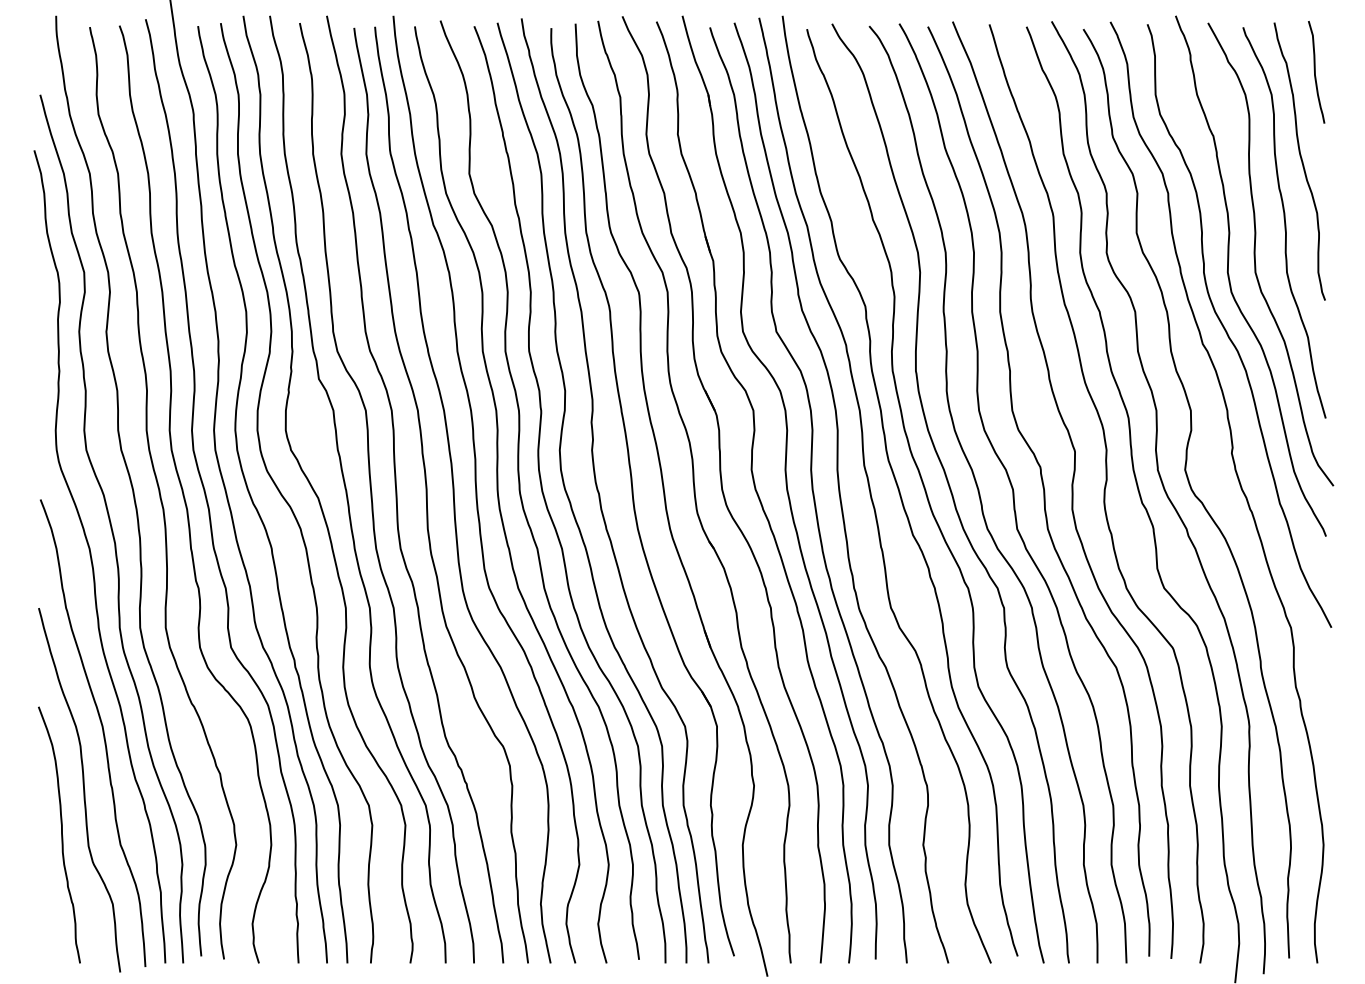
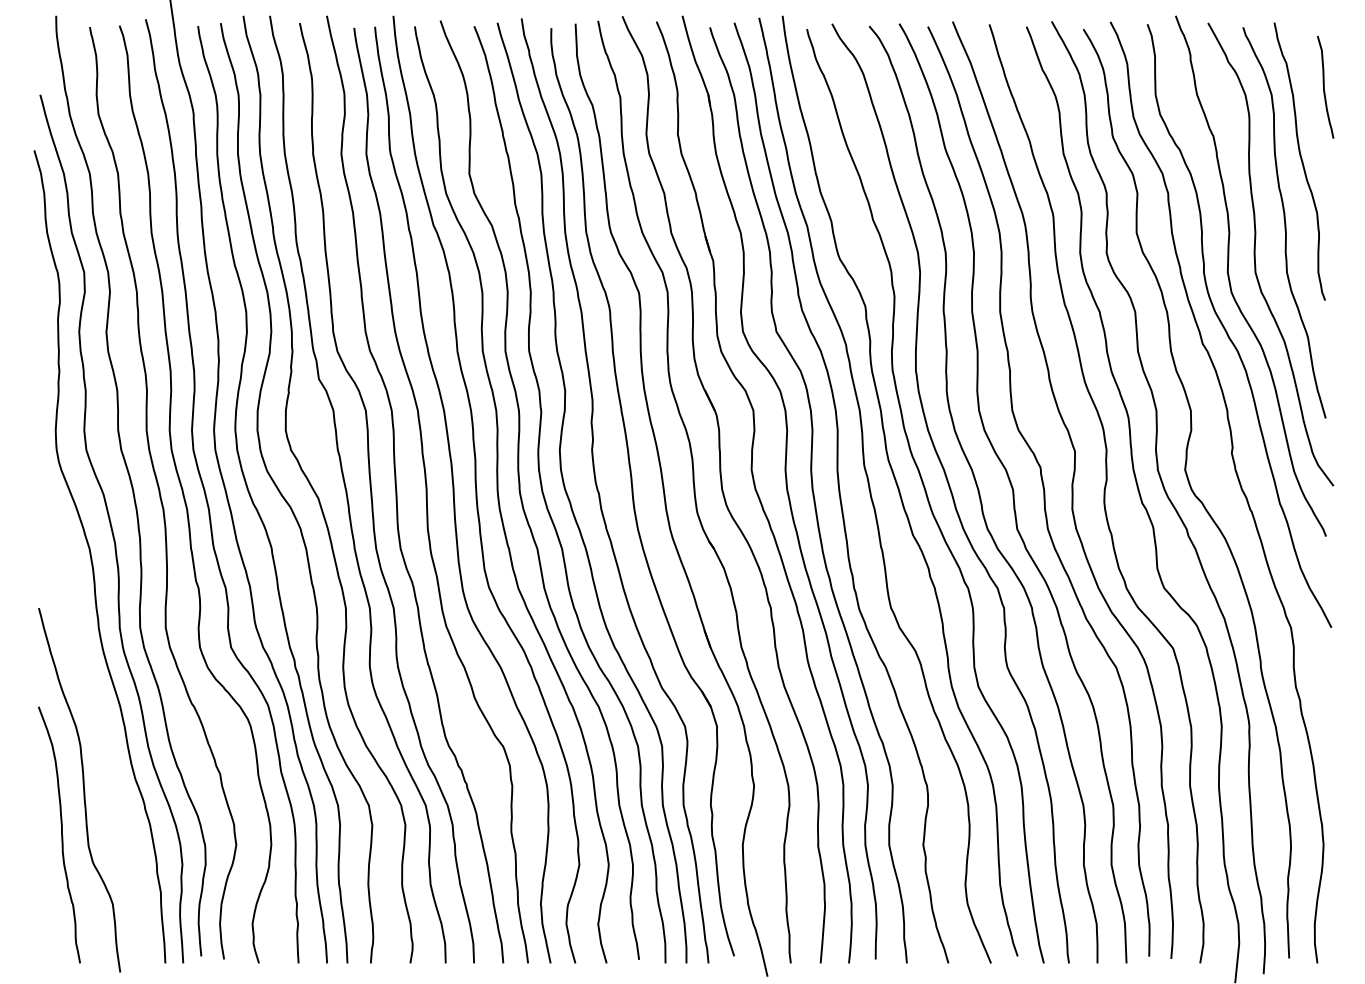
curve position: (1315, 72) -> (1324, 87) (1324, 87)
curve: present -> none (102, 732)
